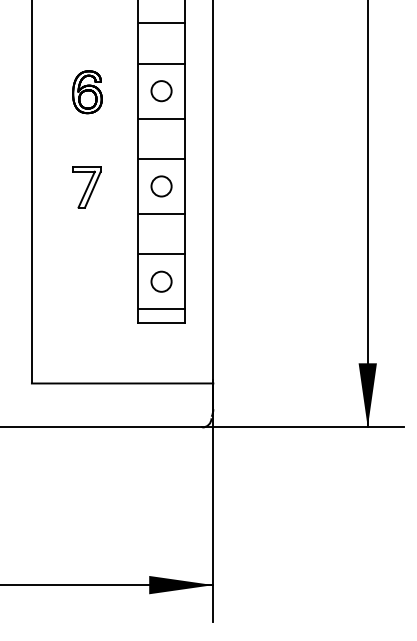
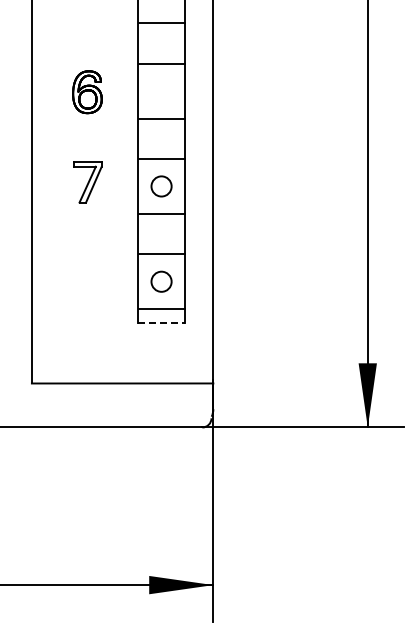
circle: present -> none (161, 91)
part position: (86, 187) -> (87, 182) (87, 182)
line: solid -> dashed (162, 323)
